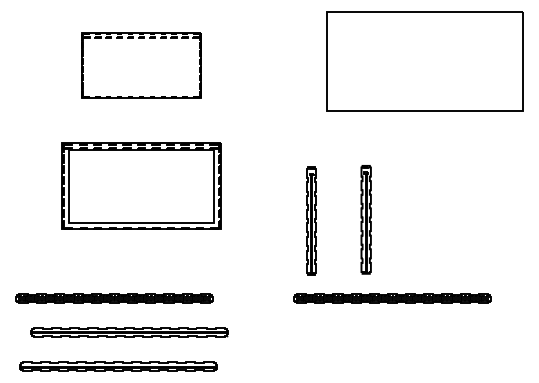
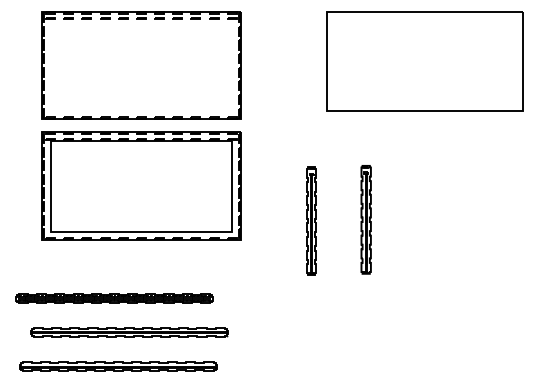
part size: 121x67 px -> 201x109 px (141, 65)
part size: 161x88 px -> 201x110 px (141, 185)
part: present -> none (392, 298)
